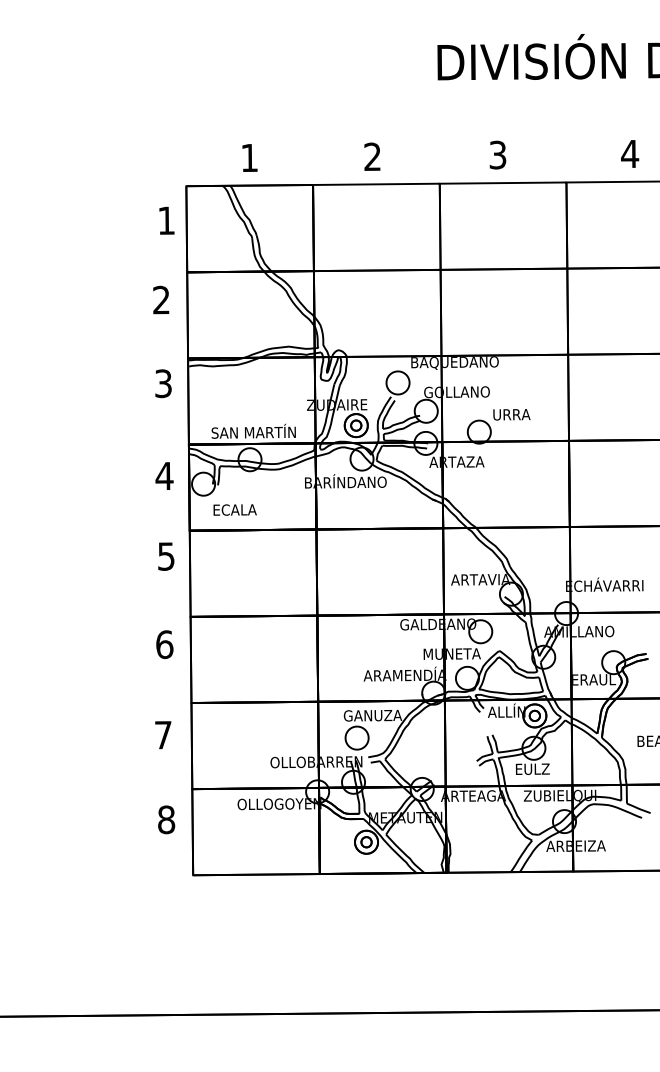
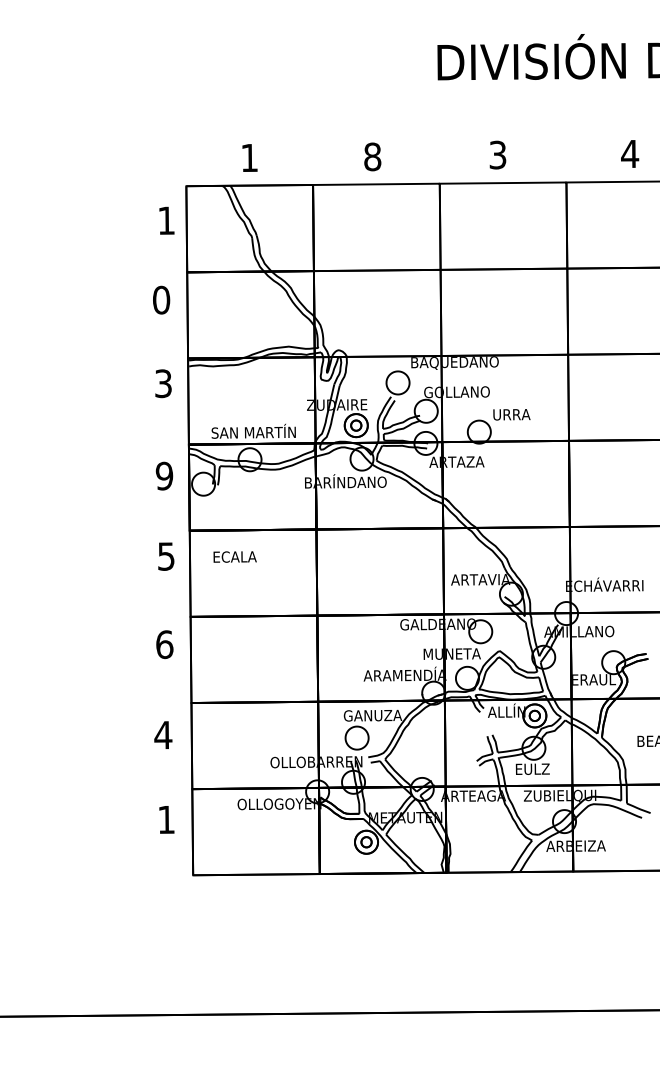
text: 2 -> 8 (372, 156)
text: 2 -> 0 (161, 299)
text: 4 -> 9 (164, 475)
text position: (234, 509) -> (234, 556) (234, 556)
text: 7 -> 4 (163, 735)
text: 8 -> 1 (166, 819)
